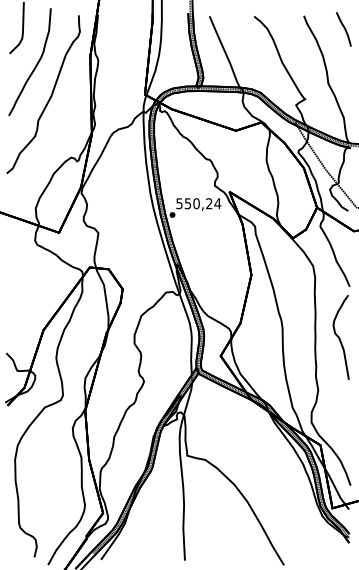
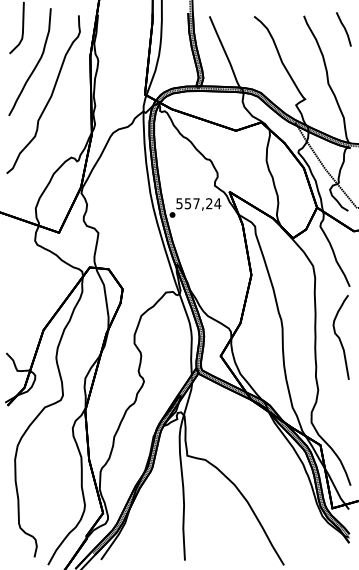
text: 550,24 -> 557,24 (196, 203)
